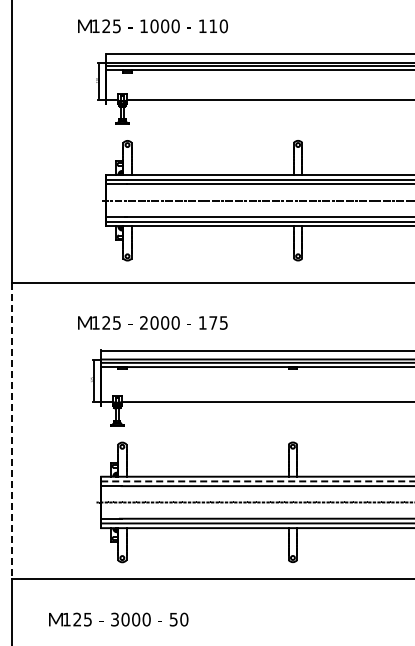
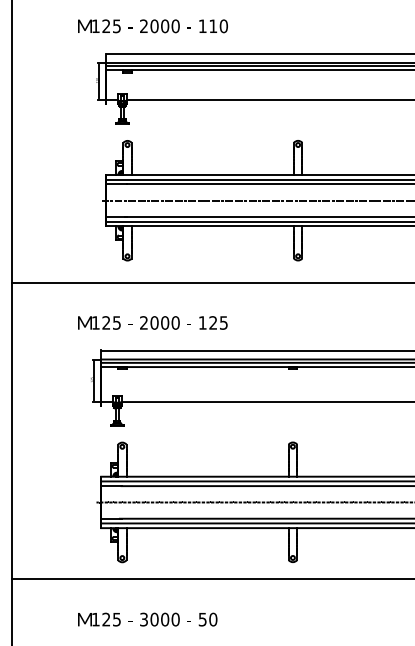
text: 1000 -> 2000 (143, 25)
text: 175 -> 125 (213, 322)
line: dashed -> solid (12, 431)
line: dashed -> solid (258, 481)
text position: (118, 619) -> (147, 619) (147, 619)
